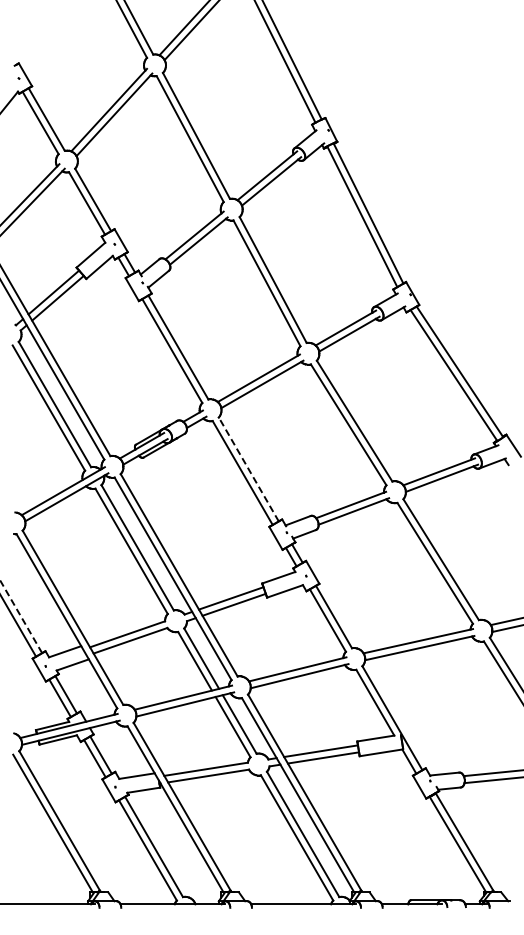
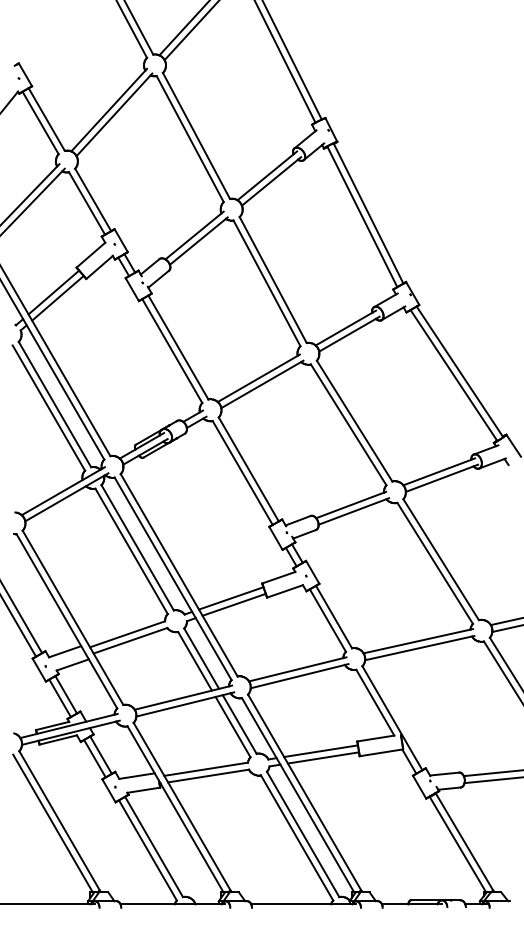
line: dashed -> solid (248, 469)
line: dashed -> solid (21, 616)
